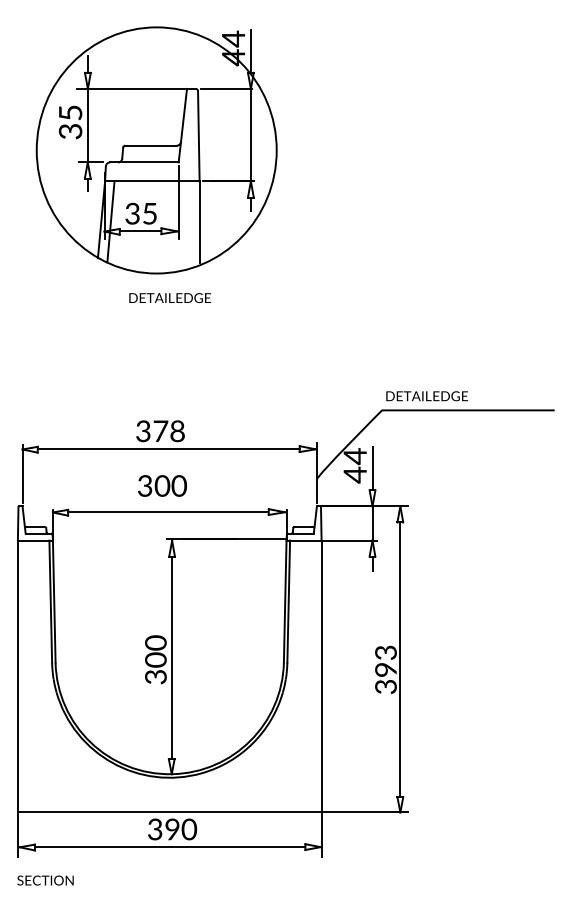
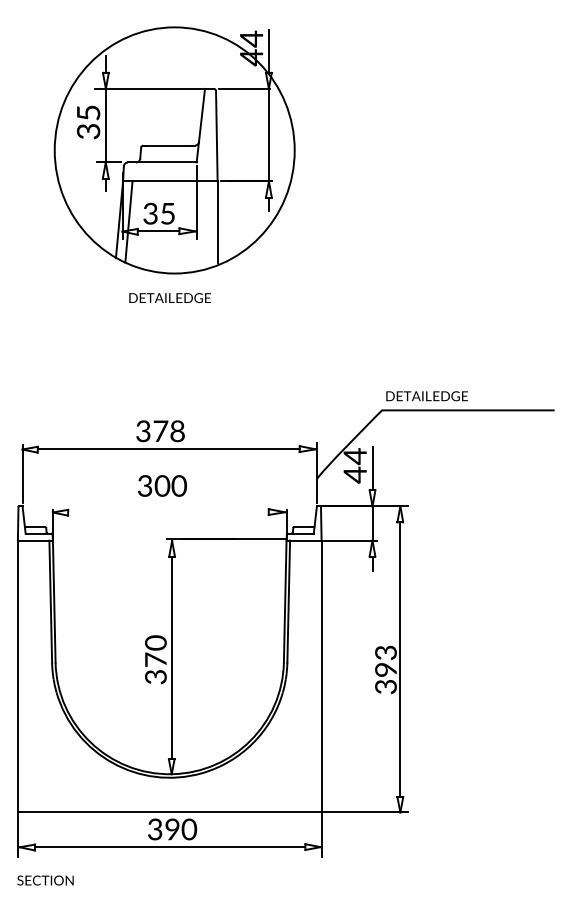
part position: (156, 150) -> (174, 150) (174, 150)
line: present -> none (167, 512)
text: 0 -> 7 (155, 659)
